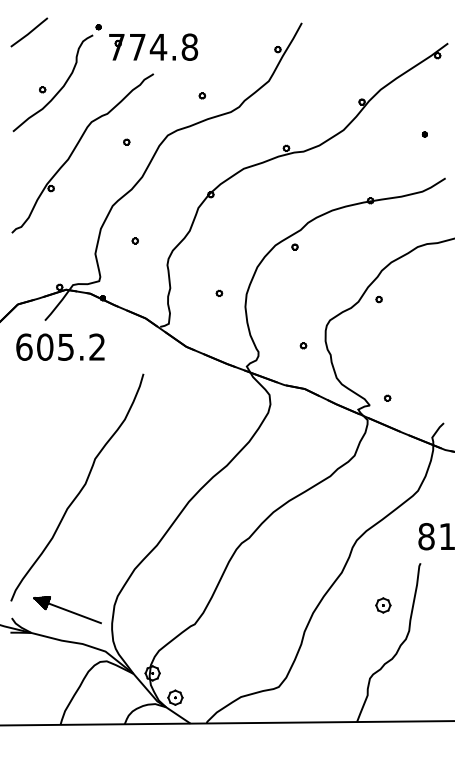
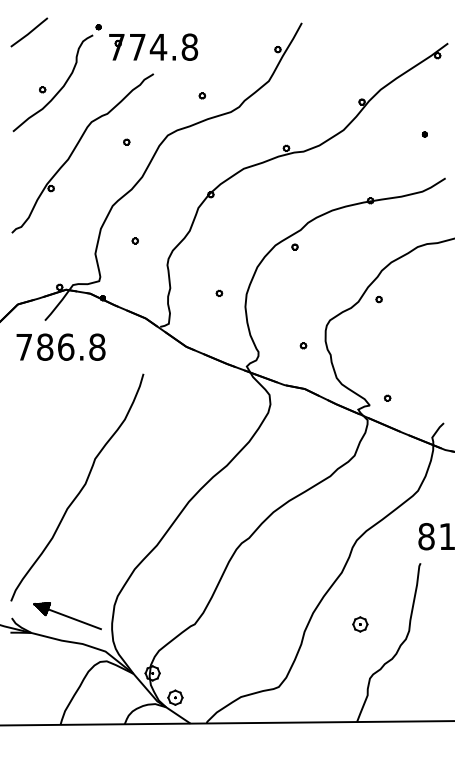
text: 605.2 -> 786.8 (60, 346)
part position: (383, 605) -> (360, 624) (360, 624)
part position: (67, 610) -> (67, 616) (67, 616)
